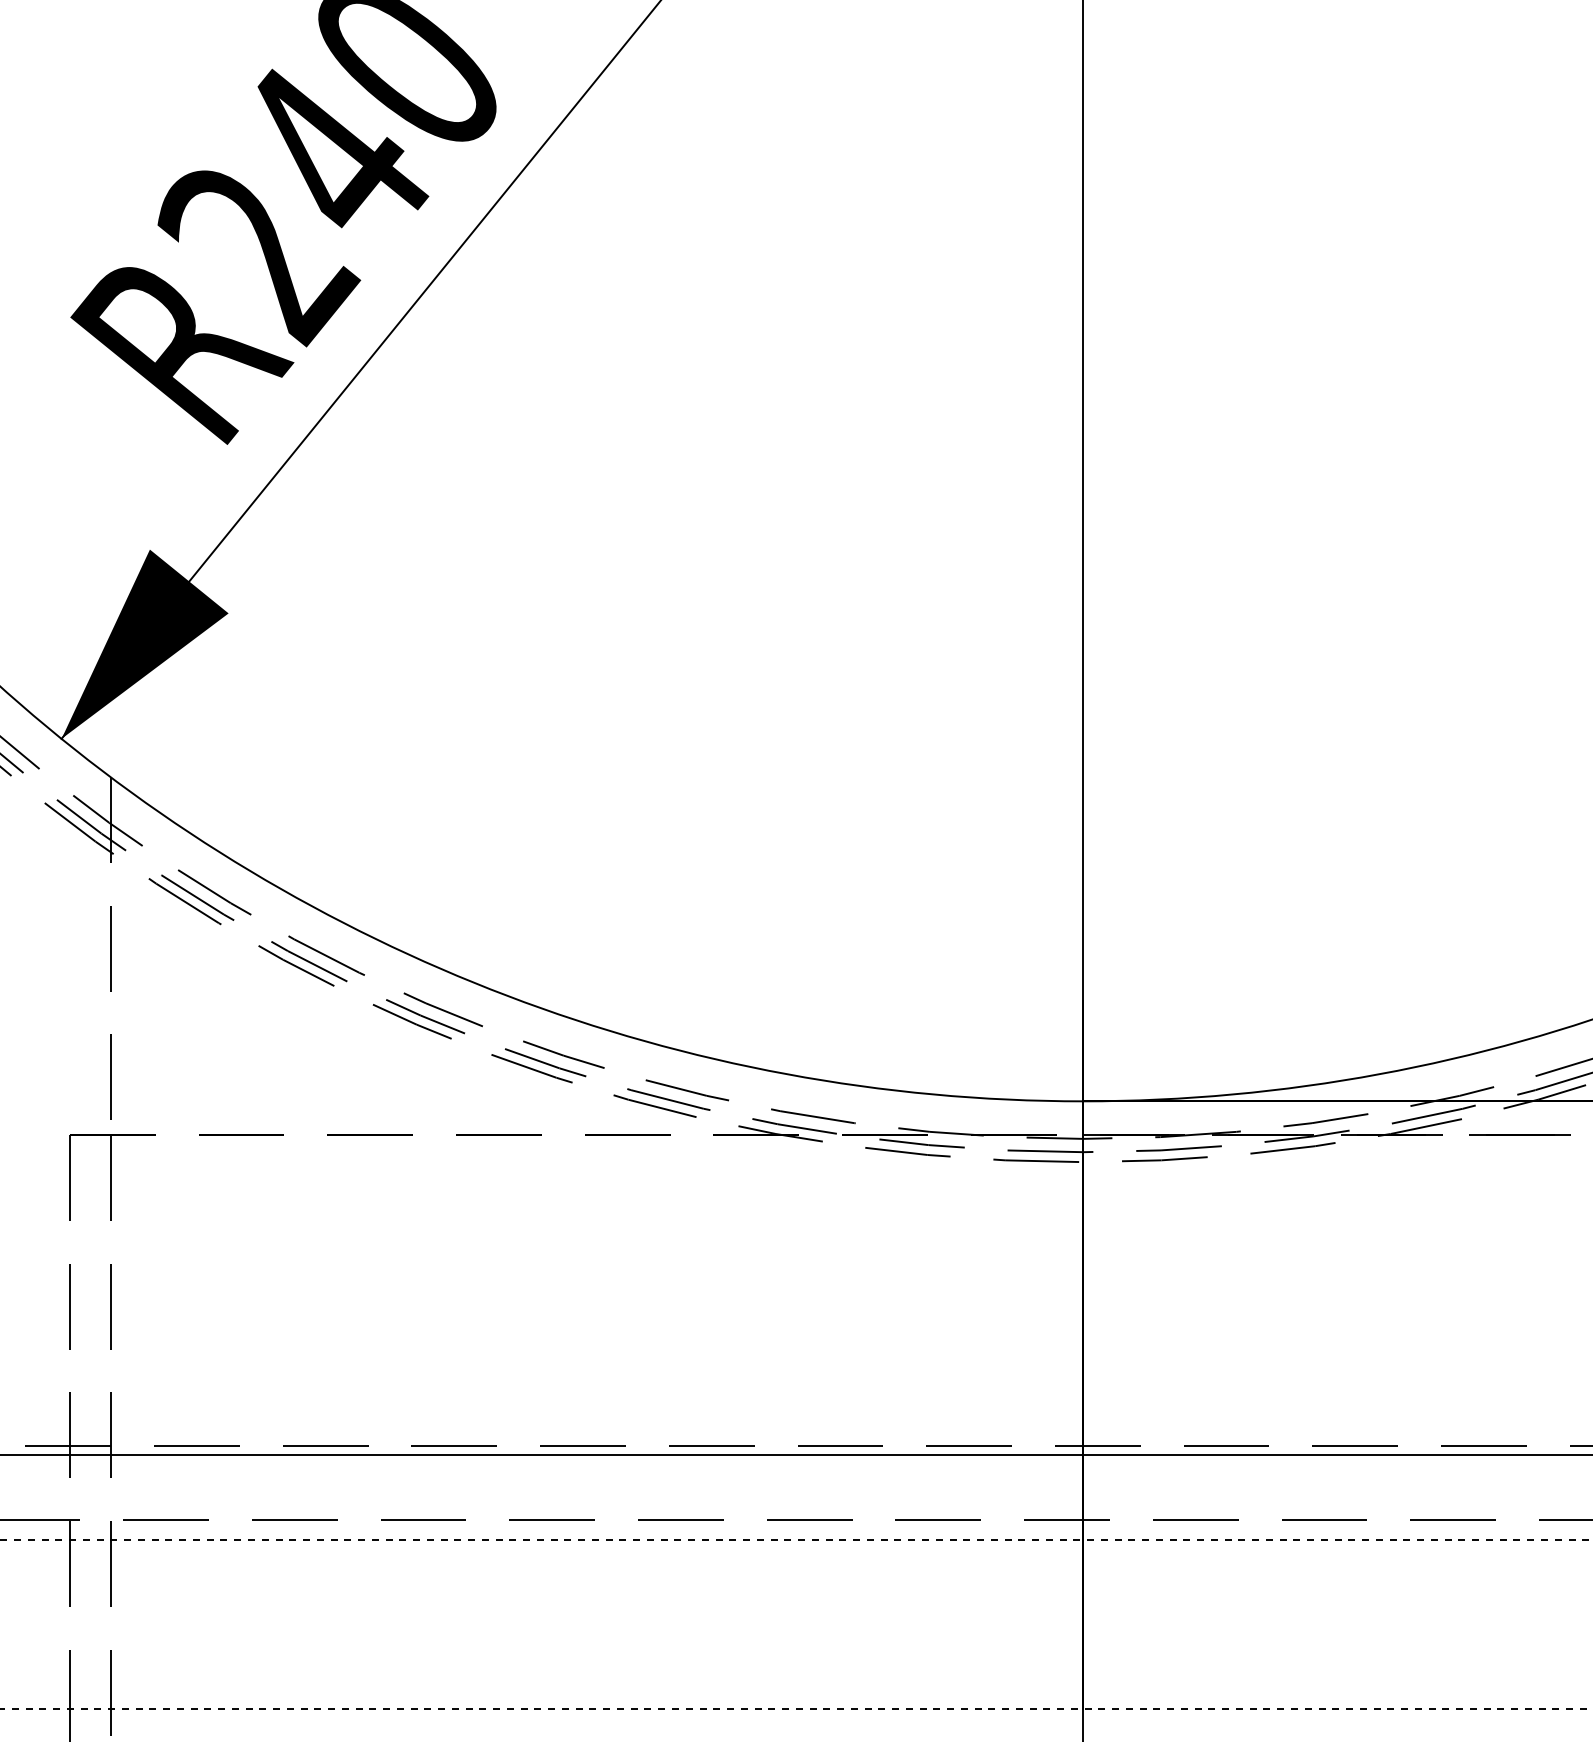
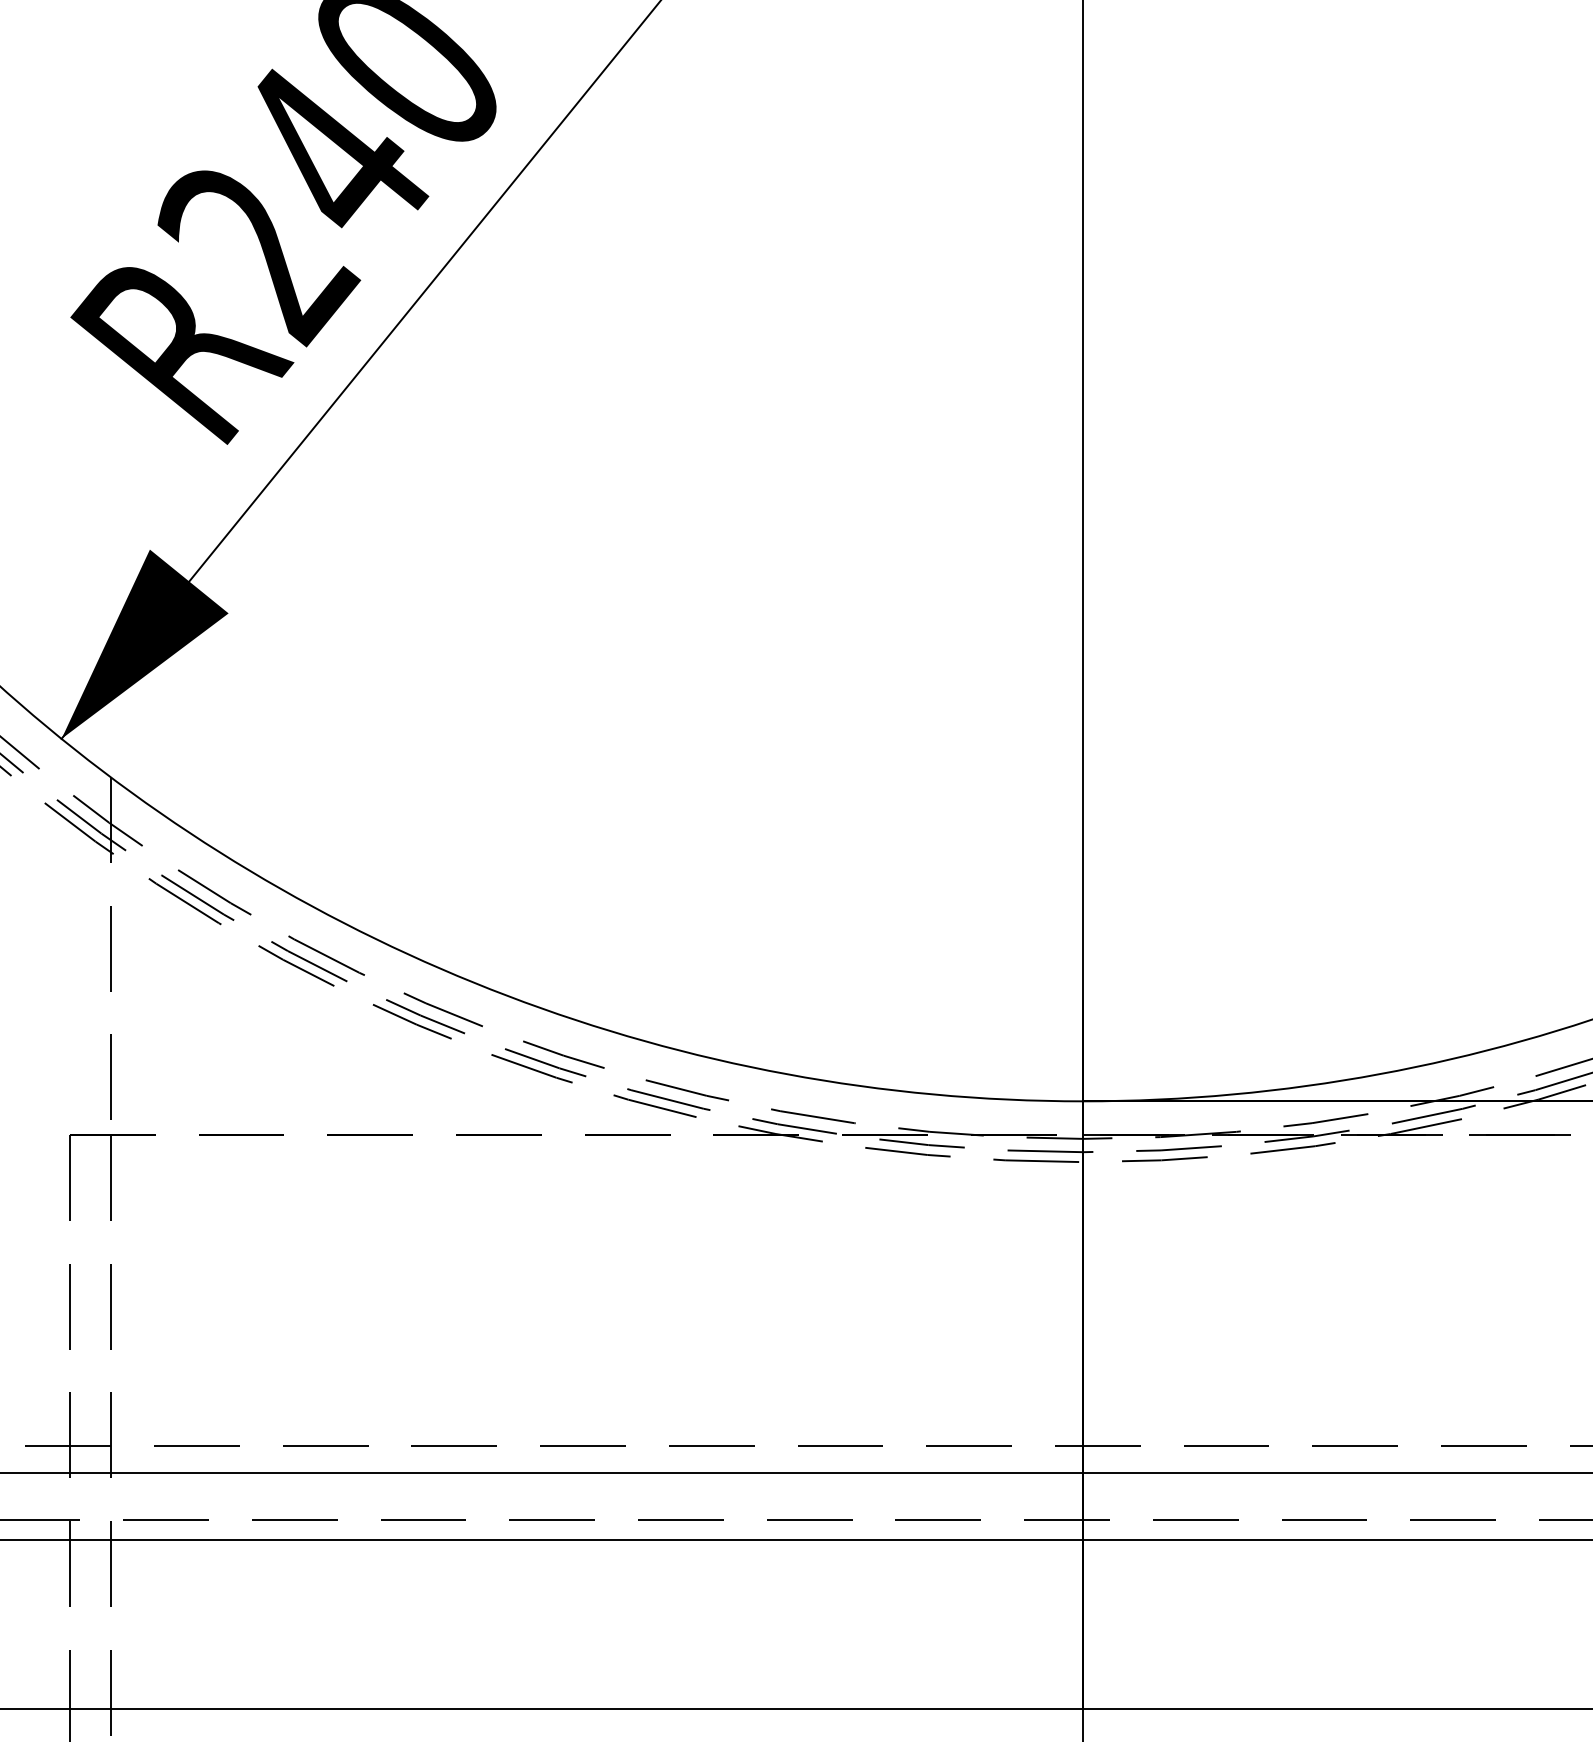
line position: (795, 1454) -> (795, 1472) (795, 1472)
line: dashed -> solid (796, 1540)
line: dashed -> solid (796, 1709)
